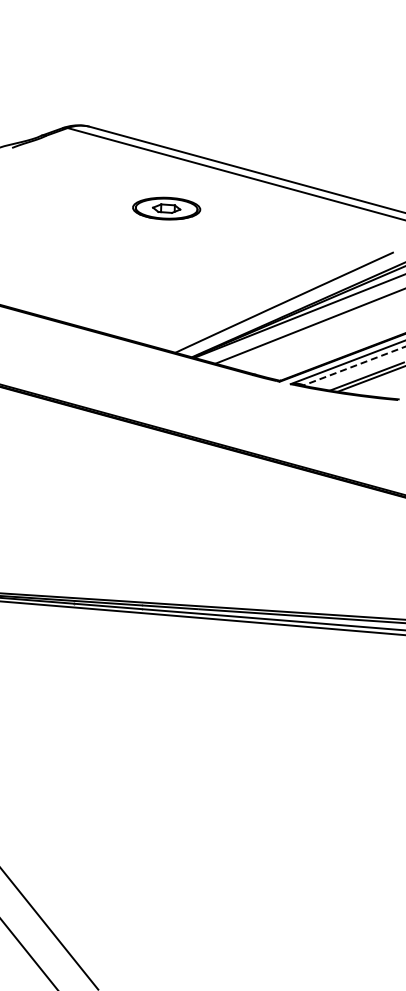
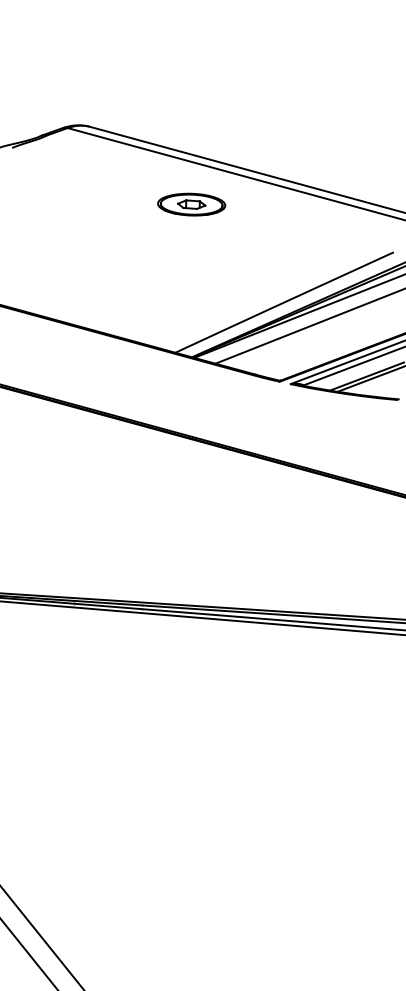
part position: (166, 208) -> (191, 204) (191, 204)
line: dashed -> solid (354, 366)
line position: (49, 928) -> (41, 937) (41, 937)
